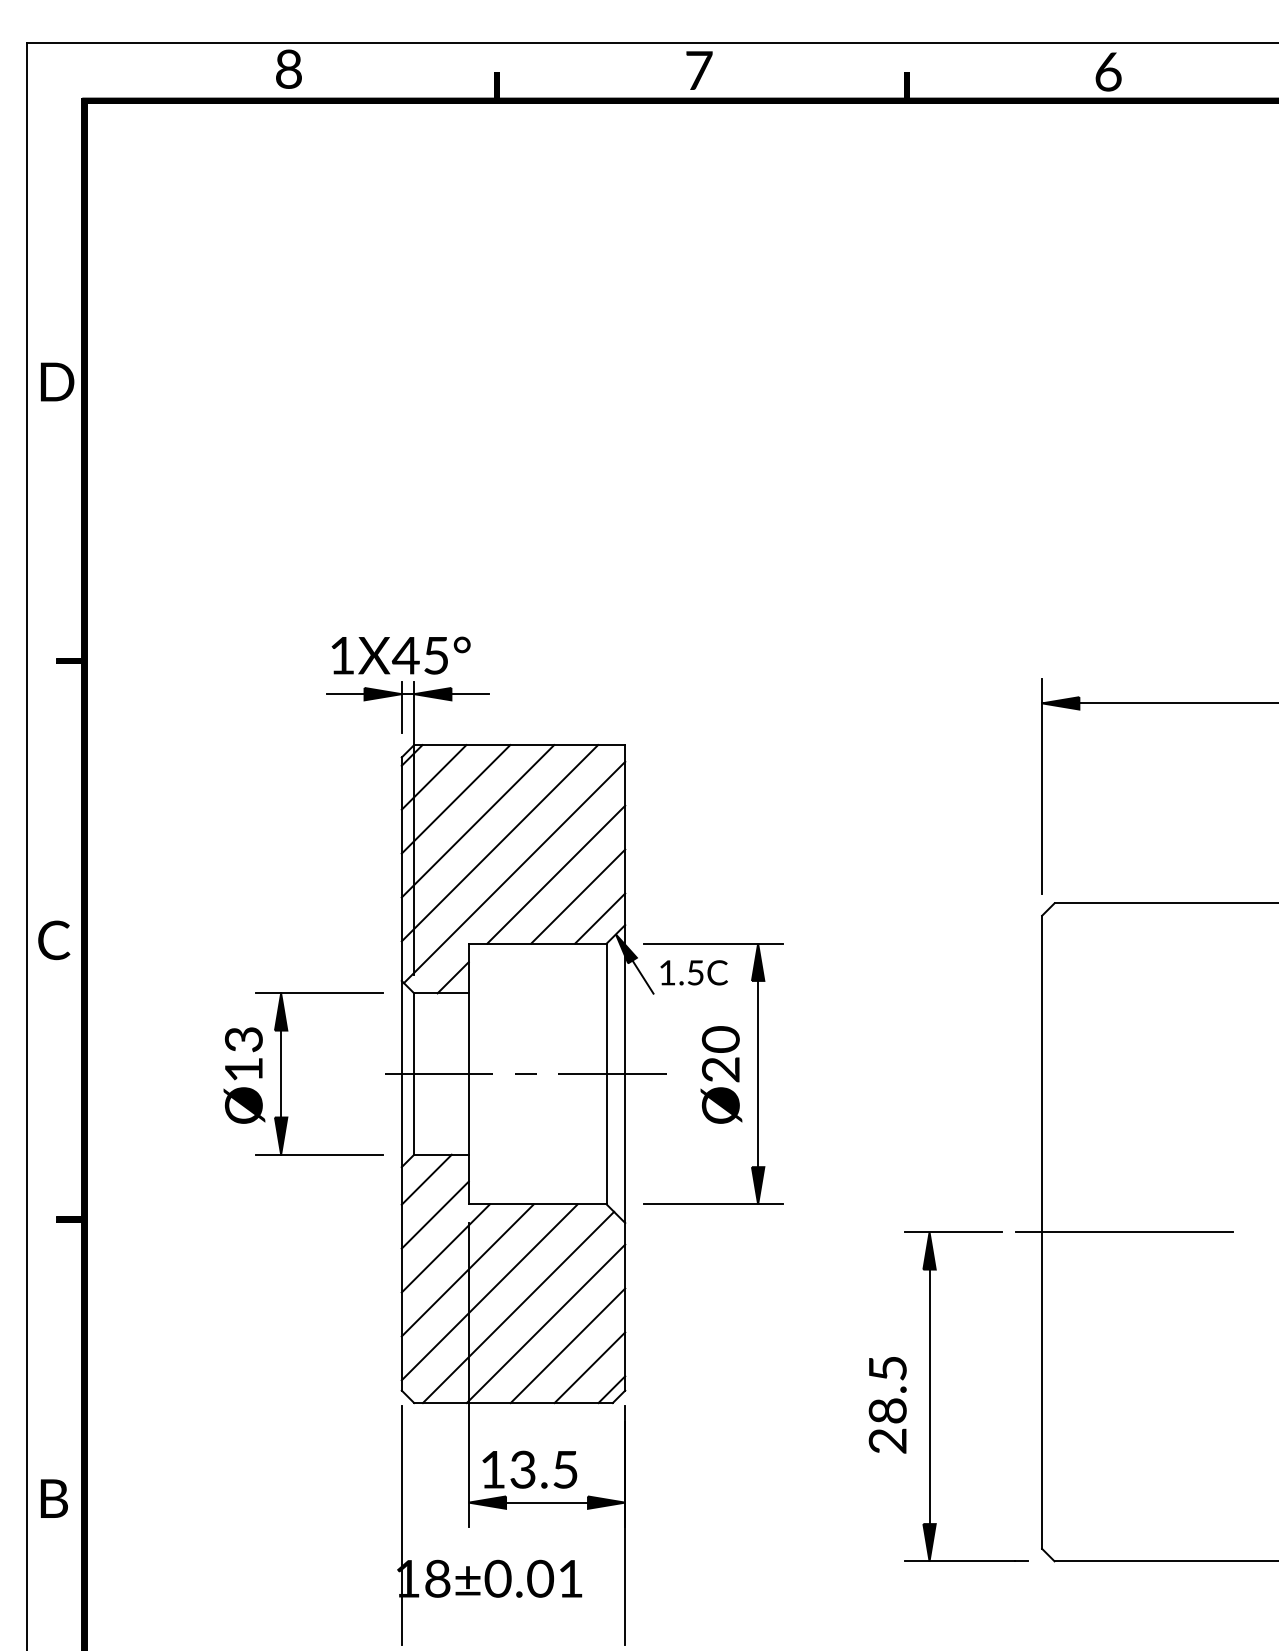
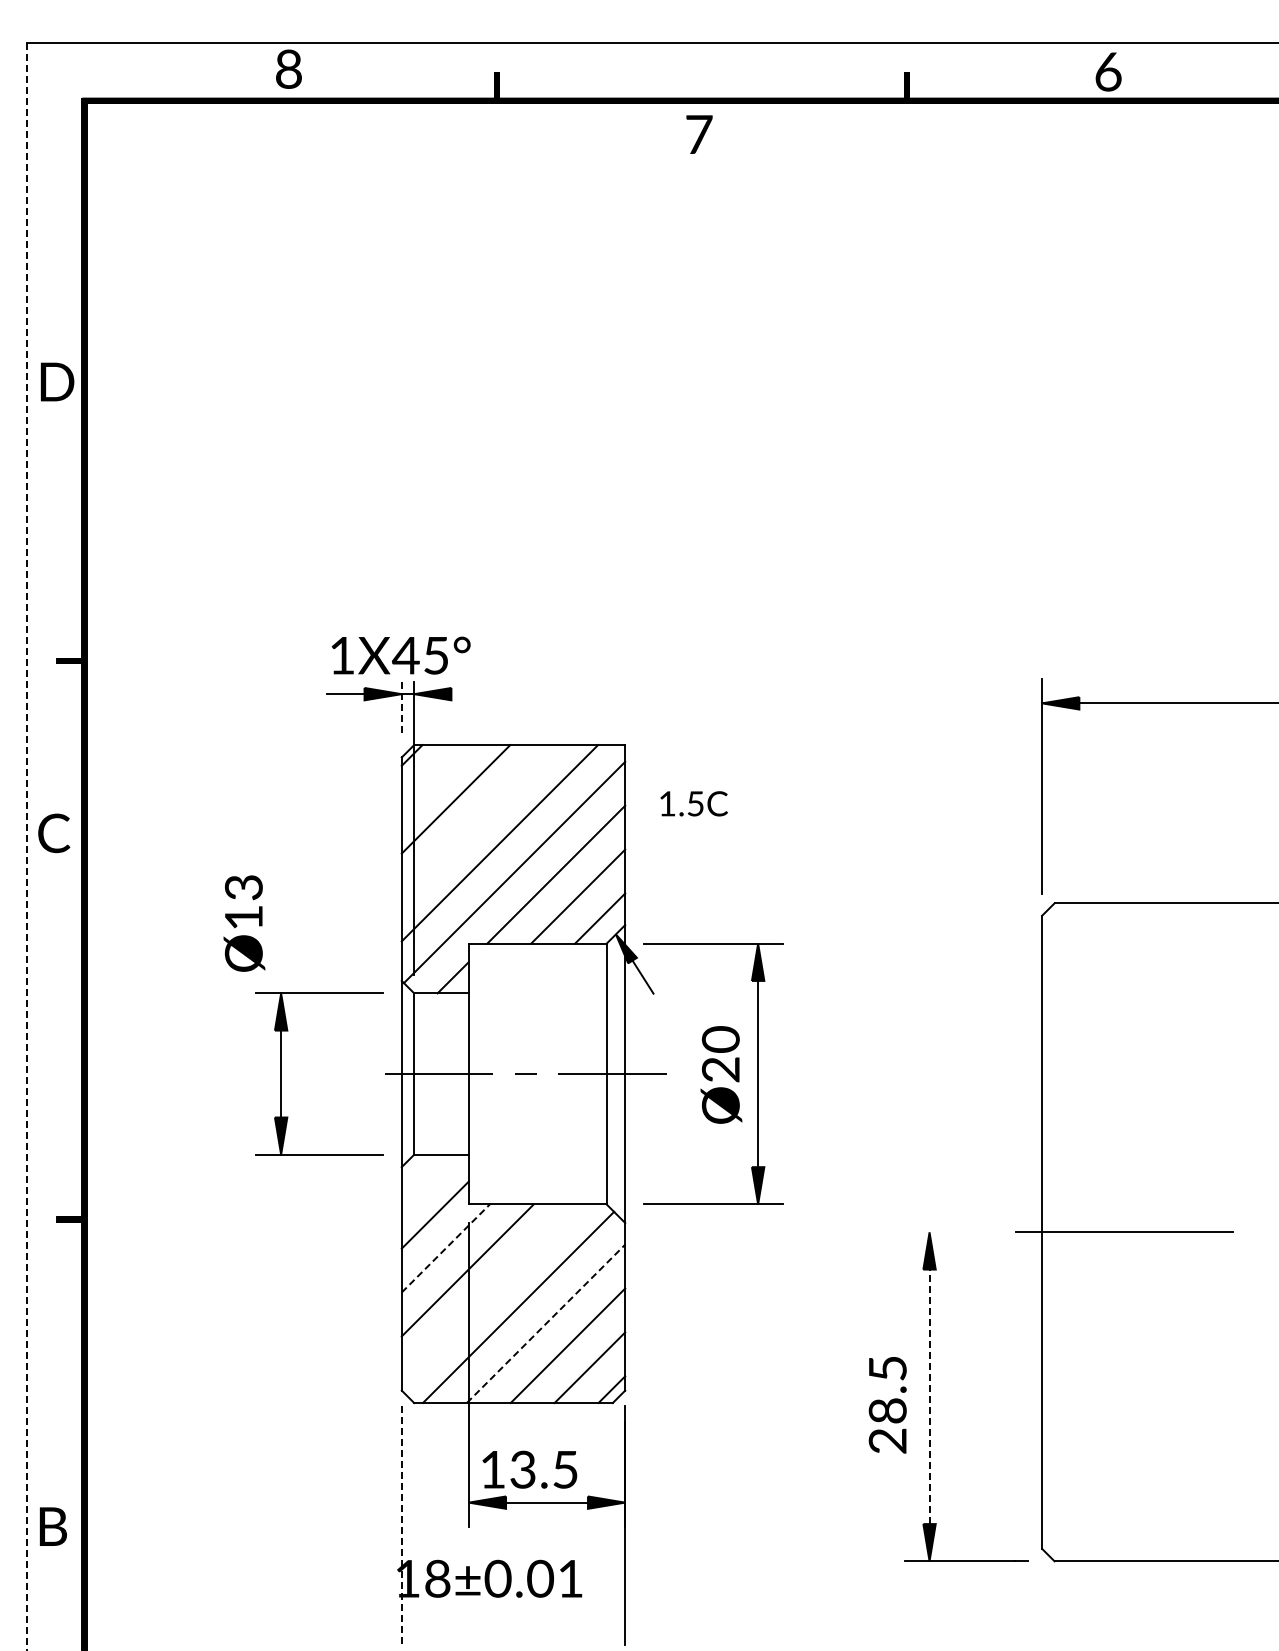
text position: (699, 70) -> (699, 134) (699, 134)
line: present -> none (469, 694)
line: solid -> dashed (401, 706)
line: present -> none (433, 777)
line: present -> none (477, 821)
line: solid -> dashed (26, 846)
text position: (54, 940) -> (54, 833) (54, 833)
text position: (693, 972) -> (693, 803) (693, 803)
text position: (244, 1075) -> (244, 923) (244, 923)
line: present -> none (426, 1179)
line: present -> none (952, 1232)
line: solid -> dashed (446, 1248)
line: present -> none (489, 1292)
line: solid -> dashed (546, 1323)
line: solid -> dashed (929, 1396)
text position: (53, 1498) -> (52, 1526) (52, 1526)
line: solid -> dashed (401, 1525)
